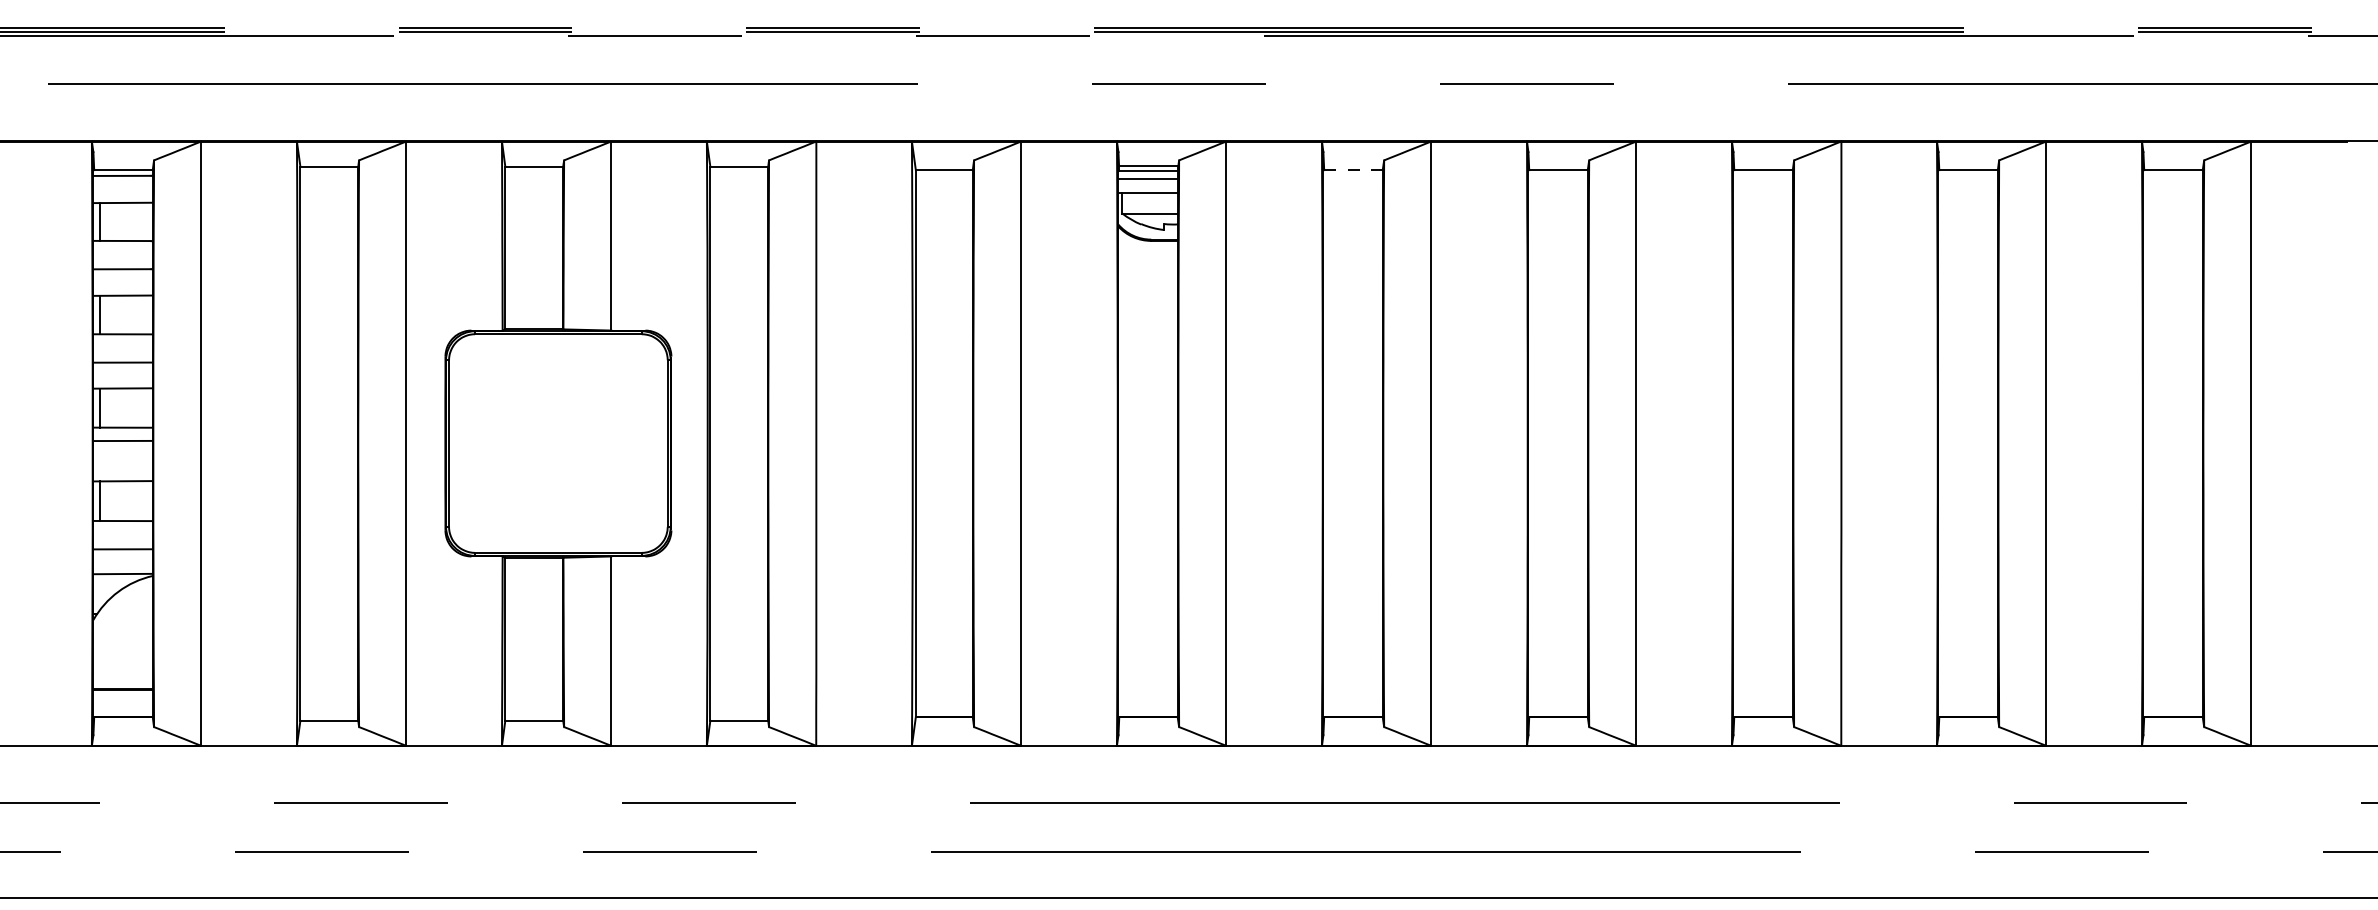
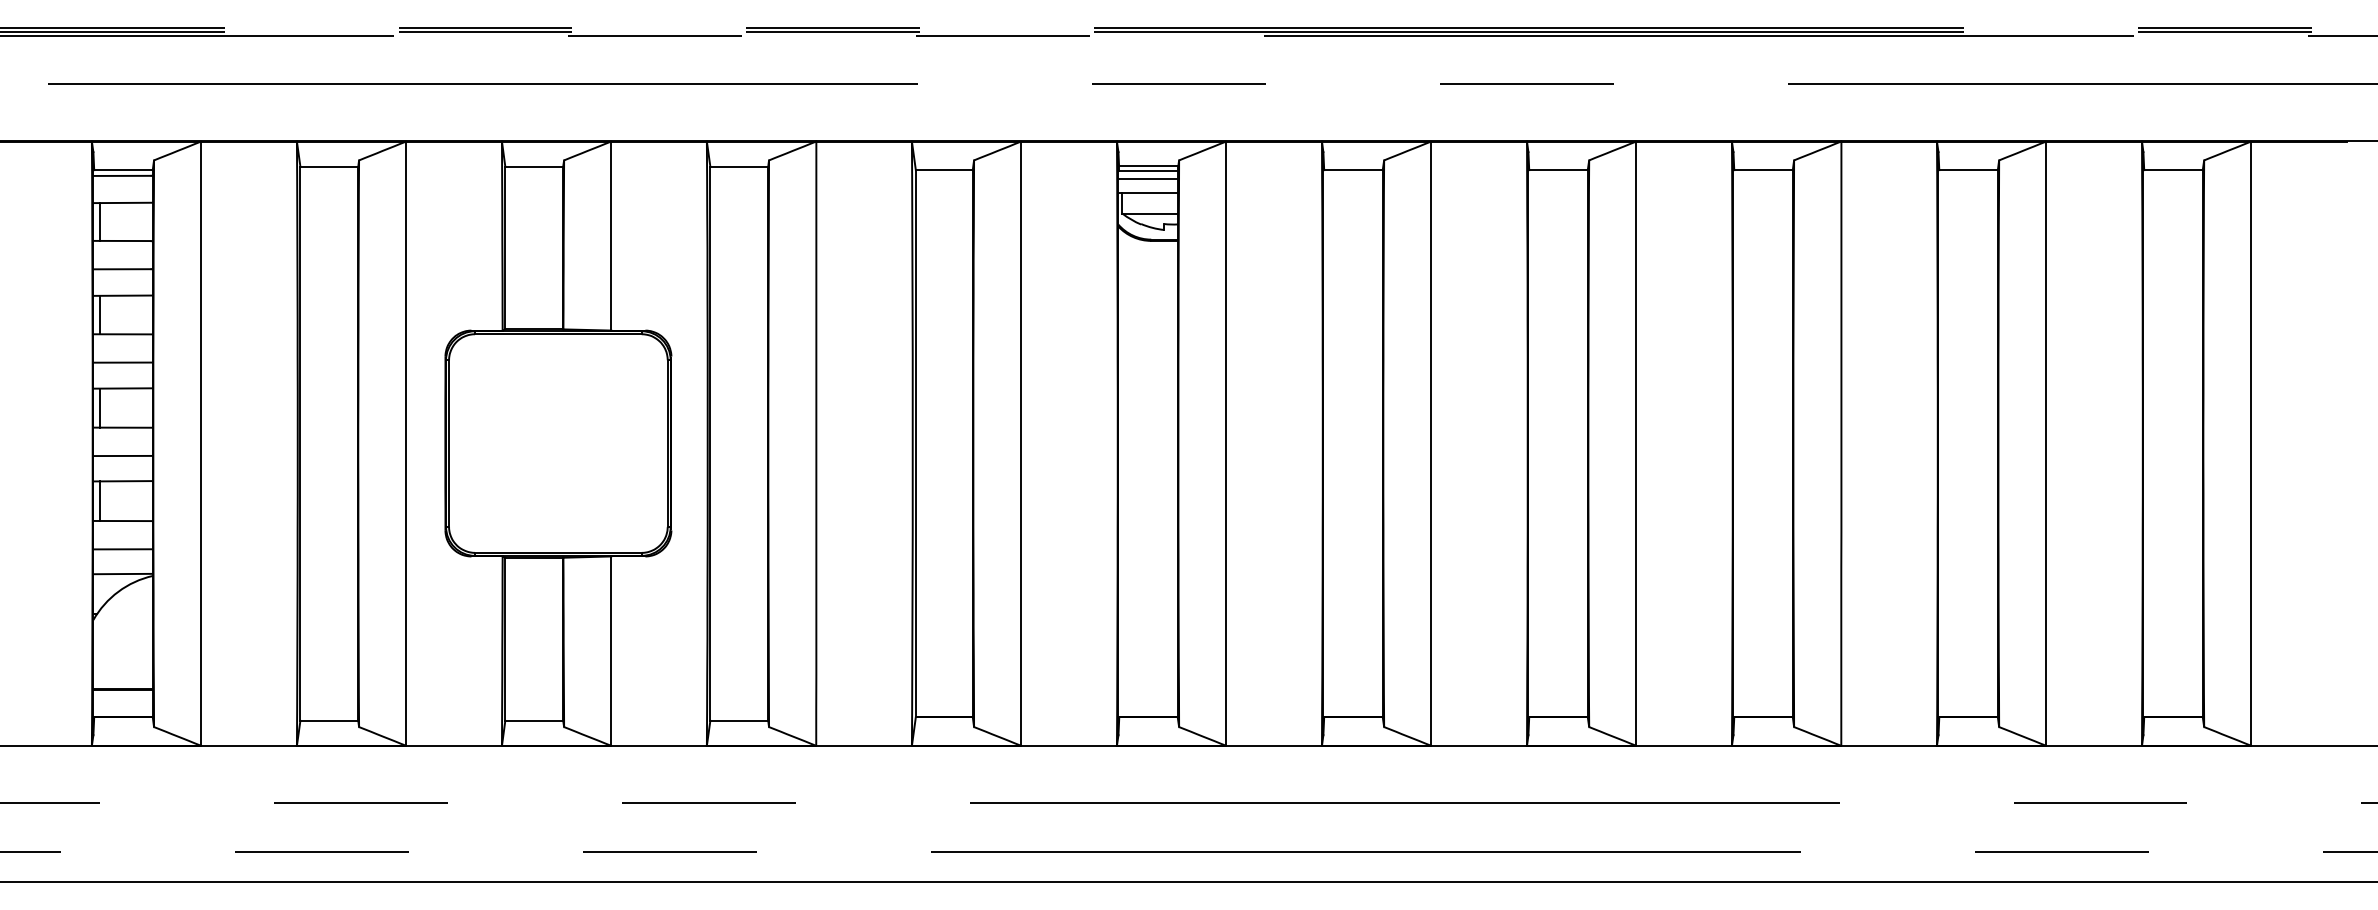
line: dashed -> solid (1352, 170)
line position: (122, 440) -> (122, 455) (122, 455)
line position: (1188, 898) -> (1188, 882) (1188, 882)
